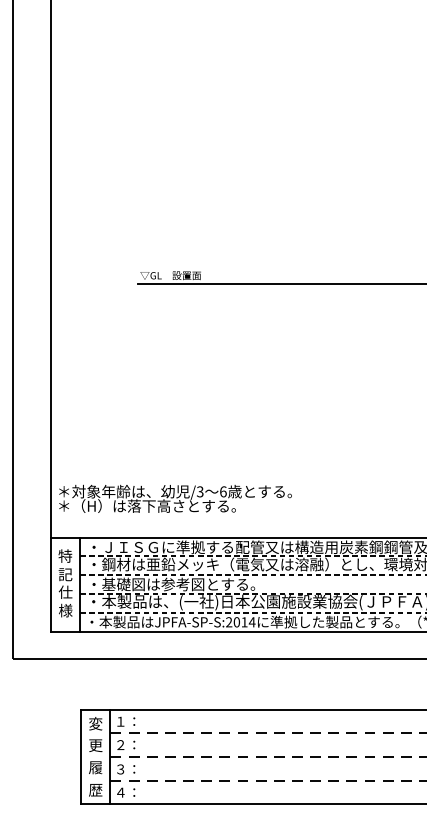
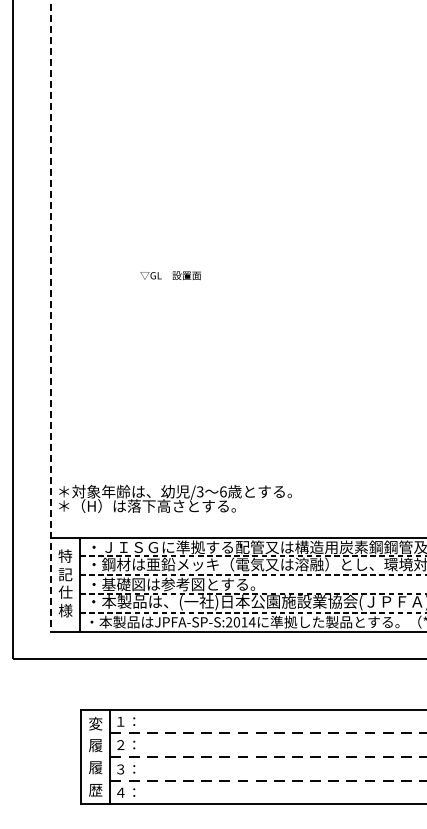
line: present -> none (280, 283)
line: solid -> dashed (50, 316)
text: 更 -> 履 (95, 745)
